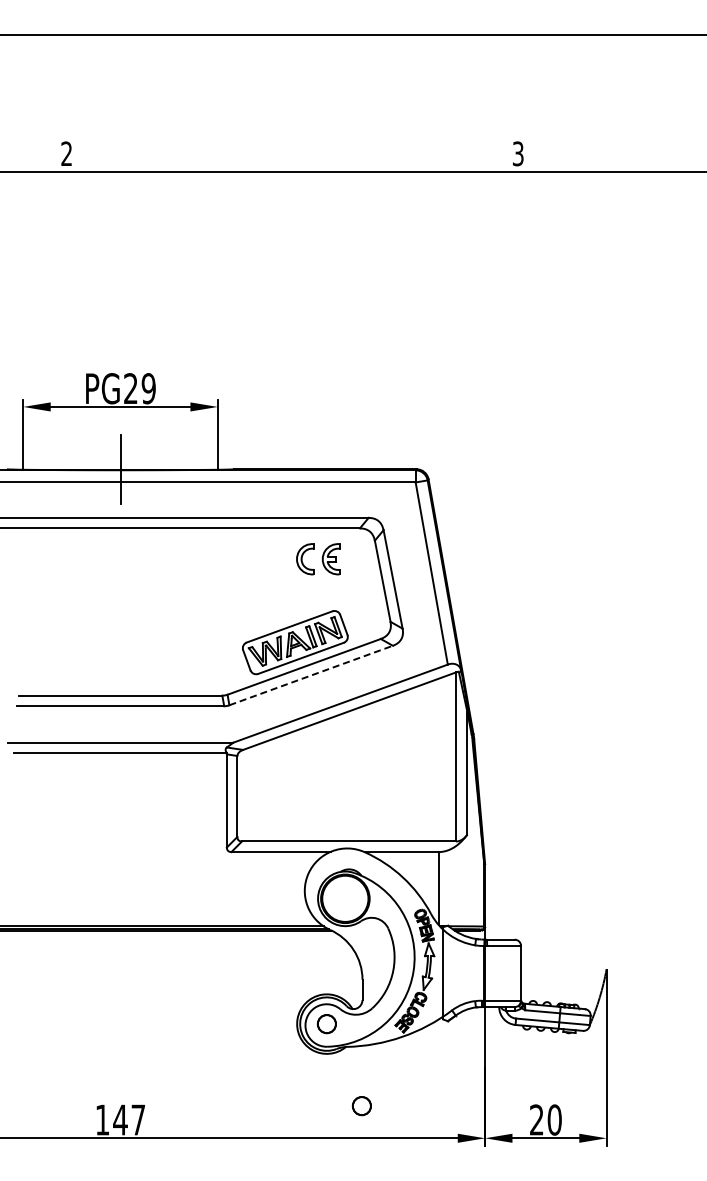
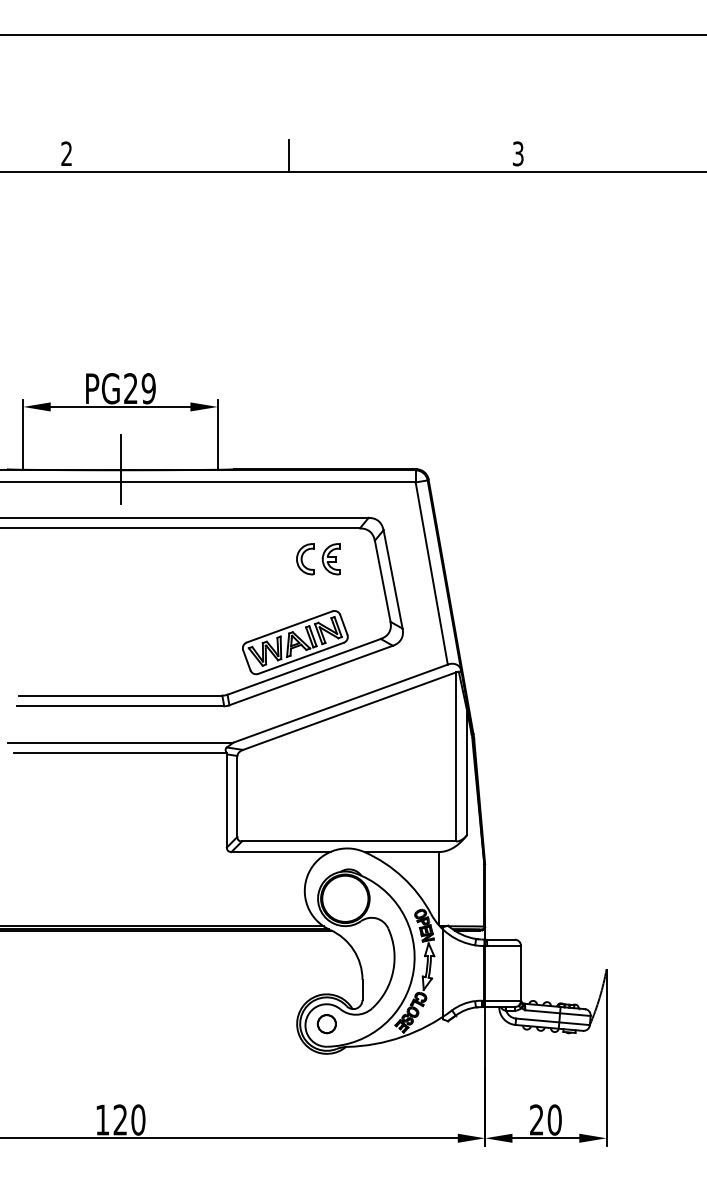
line: none -> present (289, 156)
line: dashed -> solid (311, 675)
circle: present -> none (361, 1106)
text: 147 -> 120 (129, 1119)
